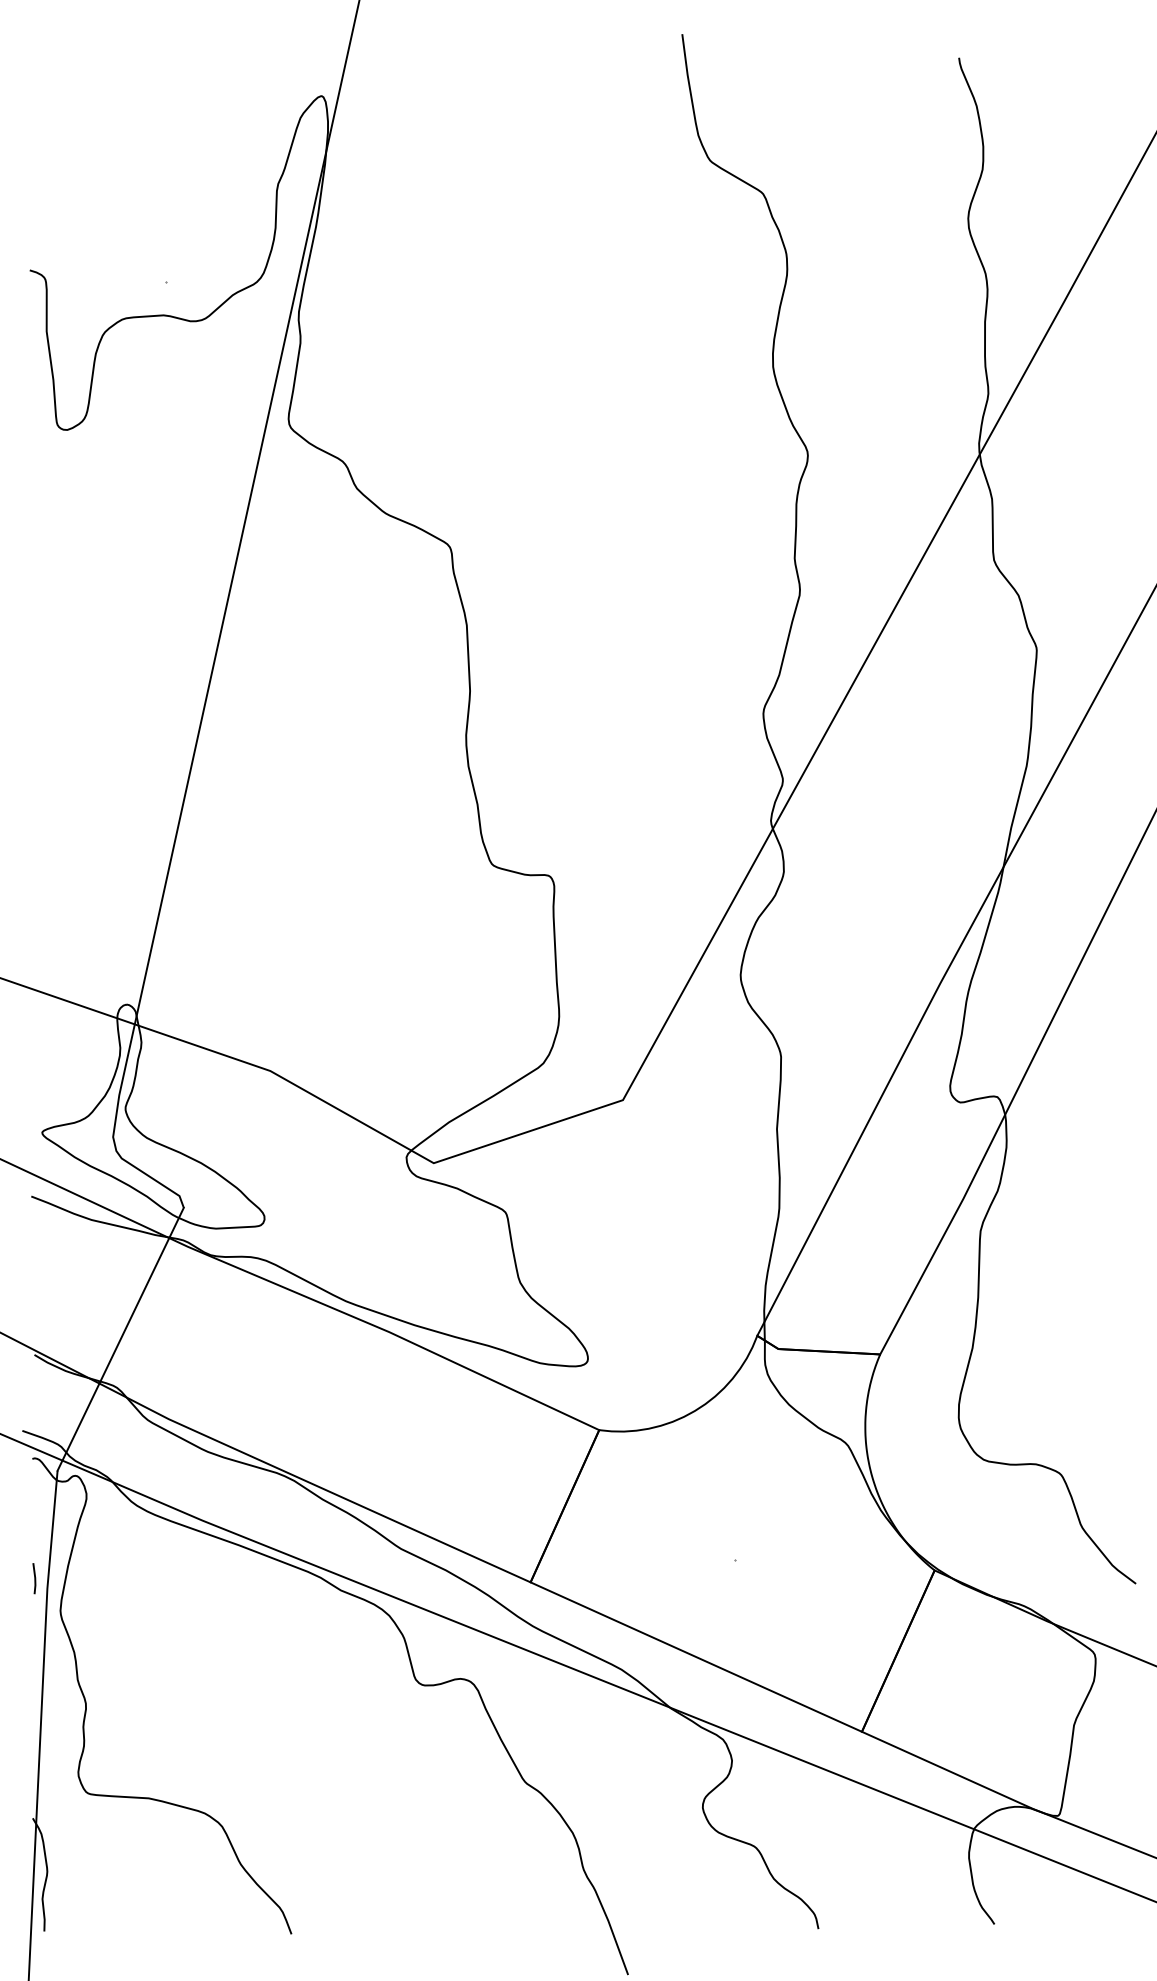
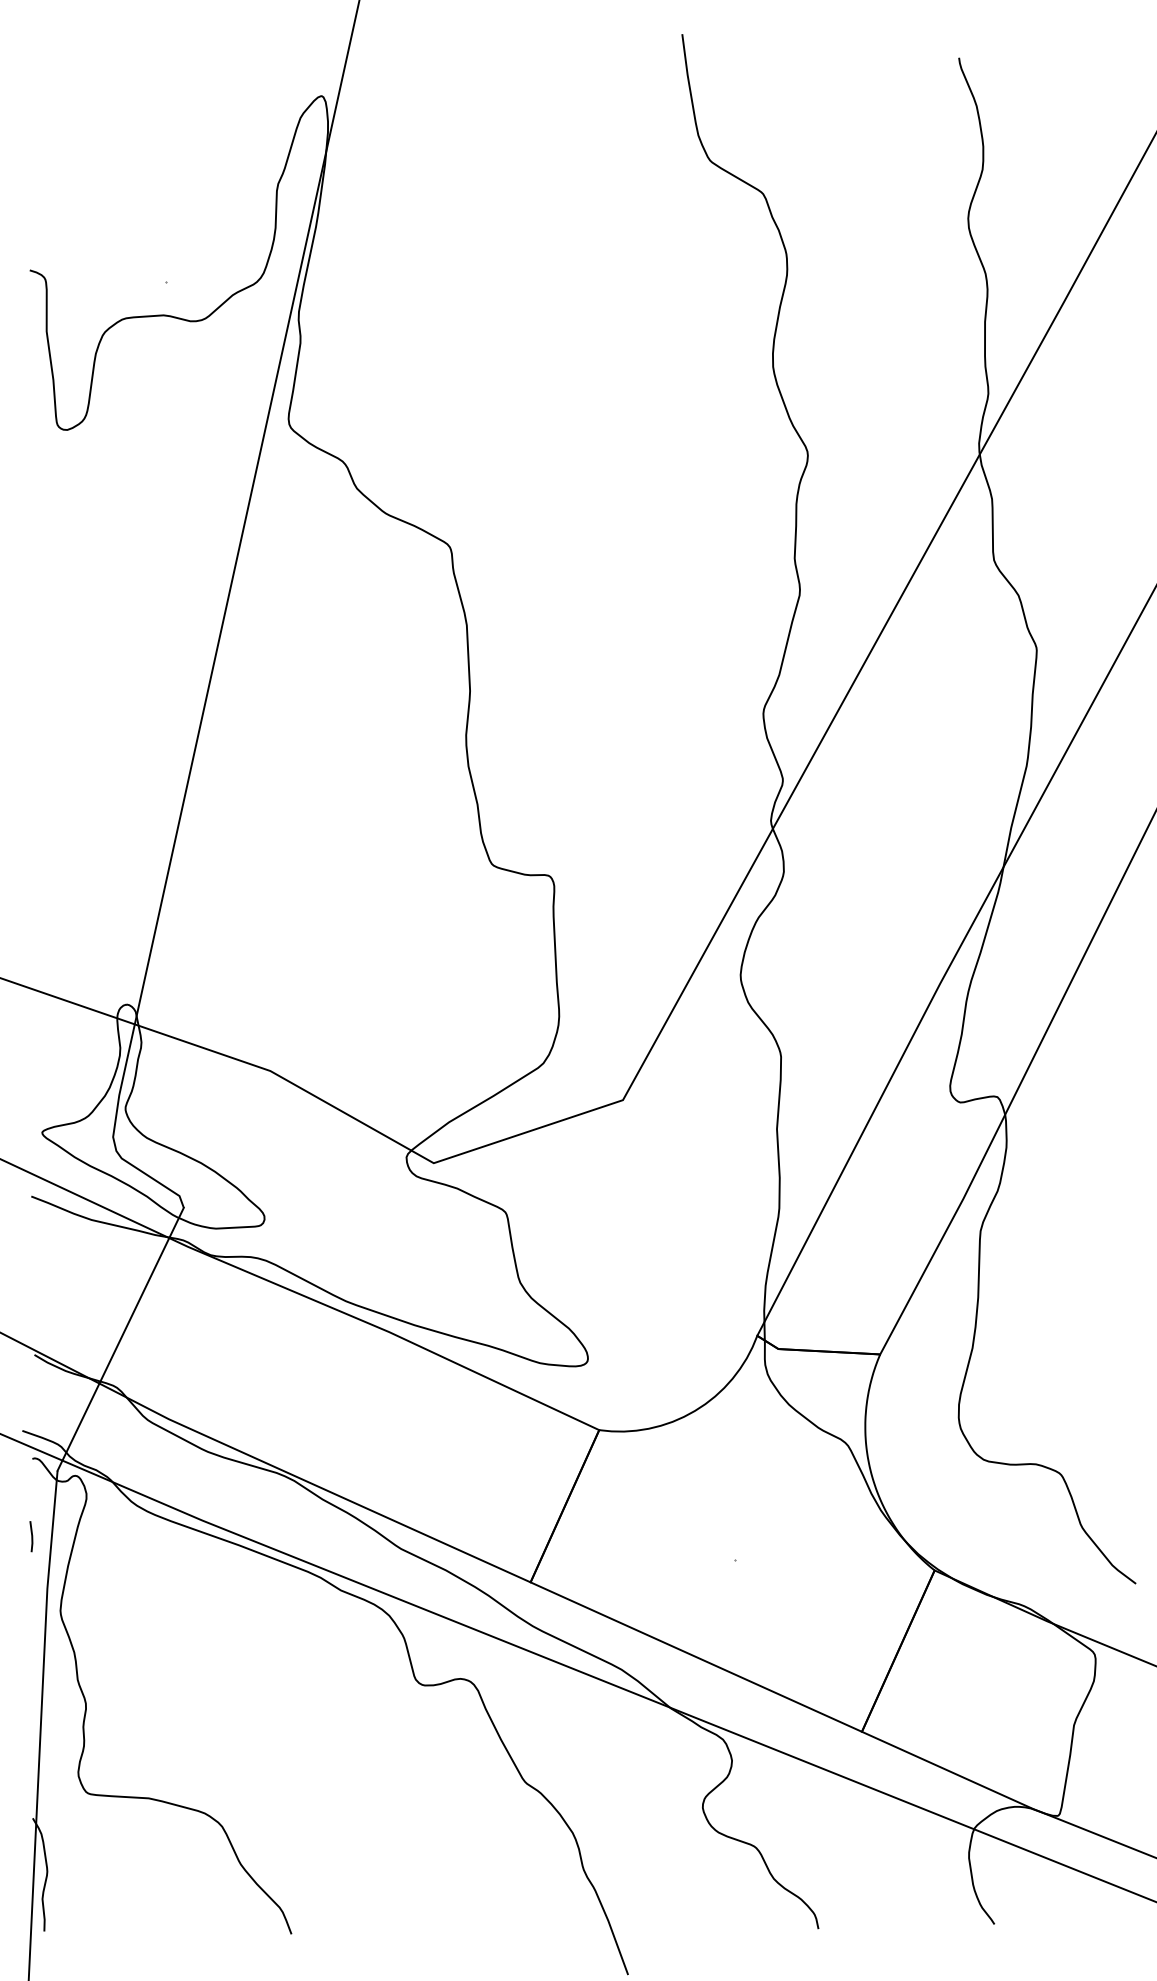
line position: (34, 1578) -> (31, 1536) (31, 1536)
